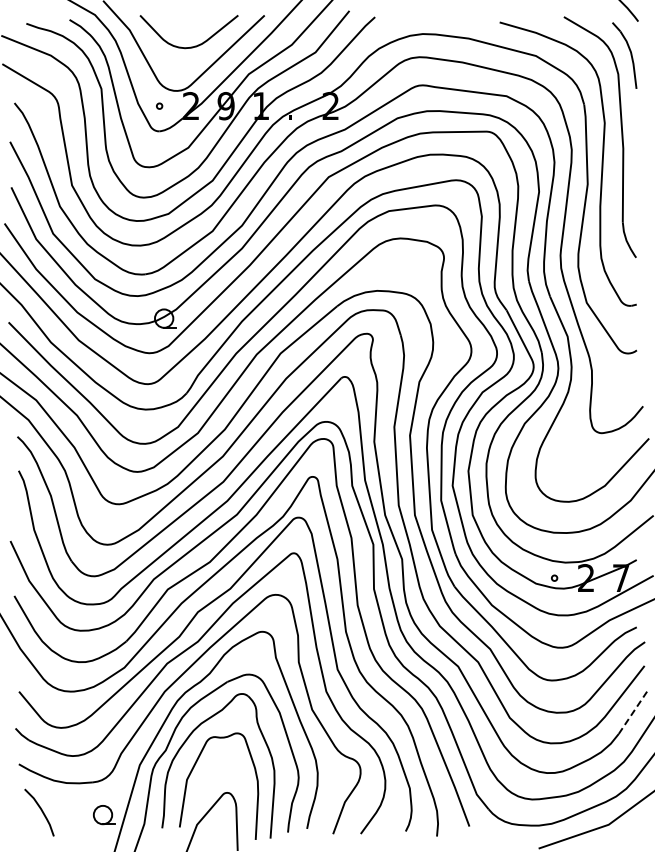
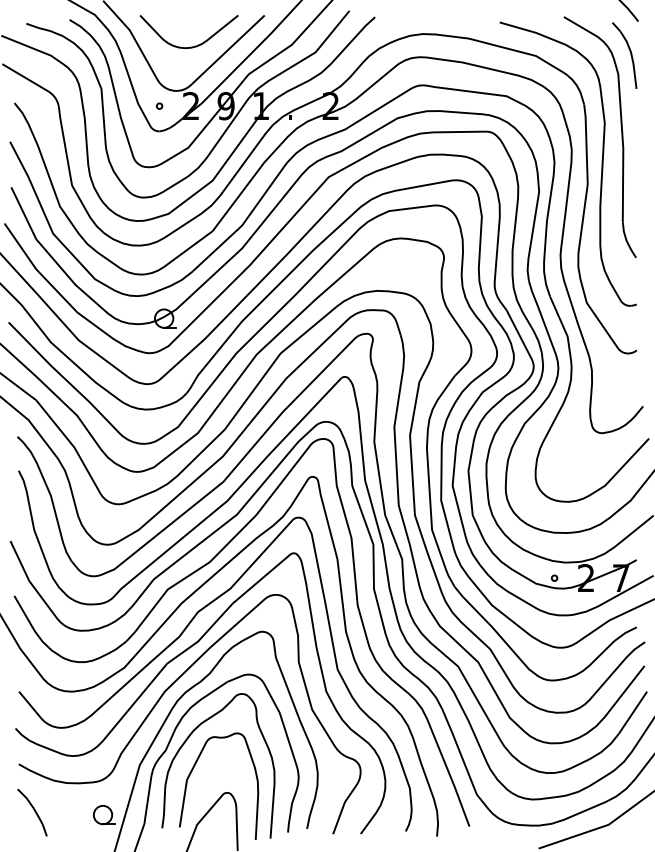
line: dashed -> solid (632, 713)
curve position: (40, 810) -> (33, 810) (33, 810)
